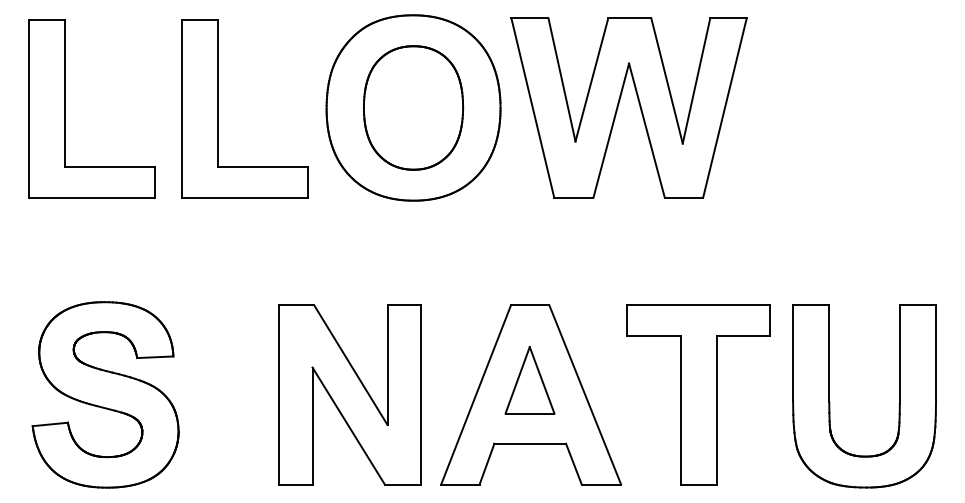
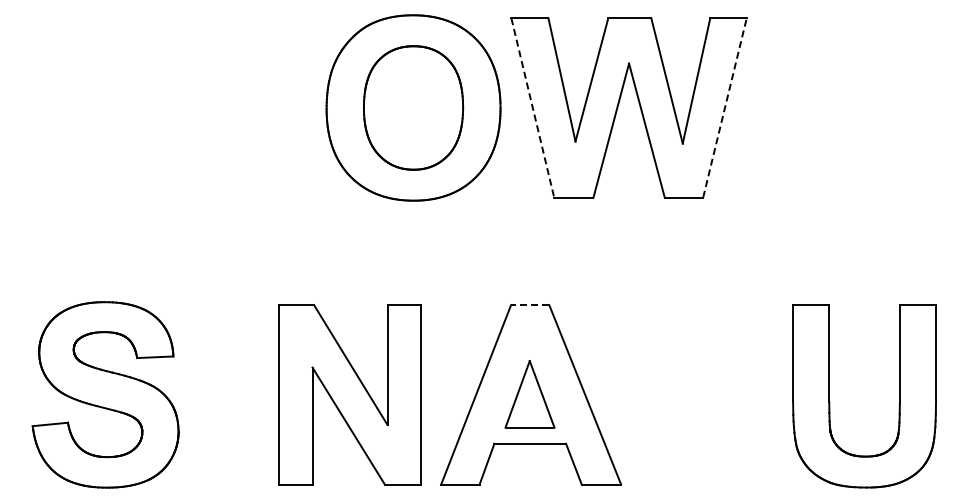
line: solid -> dashed (725, 107)
part: present -> none (65, 108)
part: present -> none (218, 108)
line: solid -> dashed (532, 108)
line: solid -> dashed (529, 305)
part position: (529, 380) -> (529, 394) (529, 394)
part: present -> none (698, 394)
